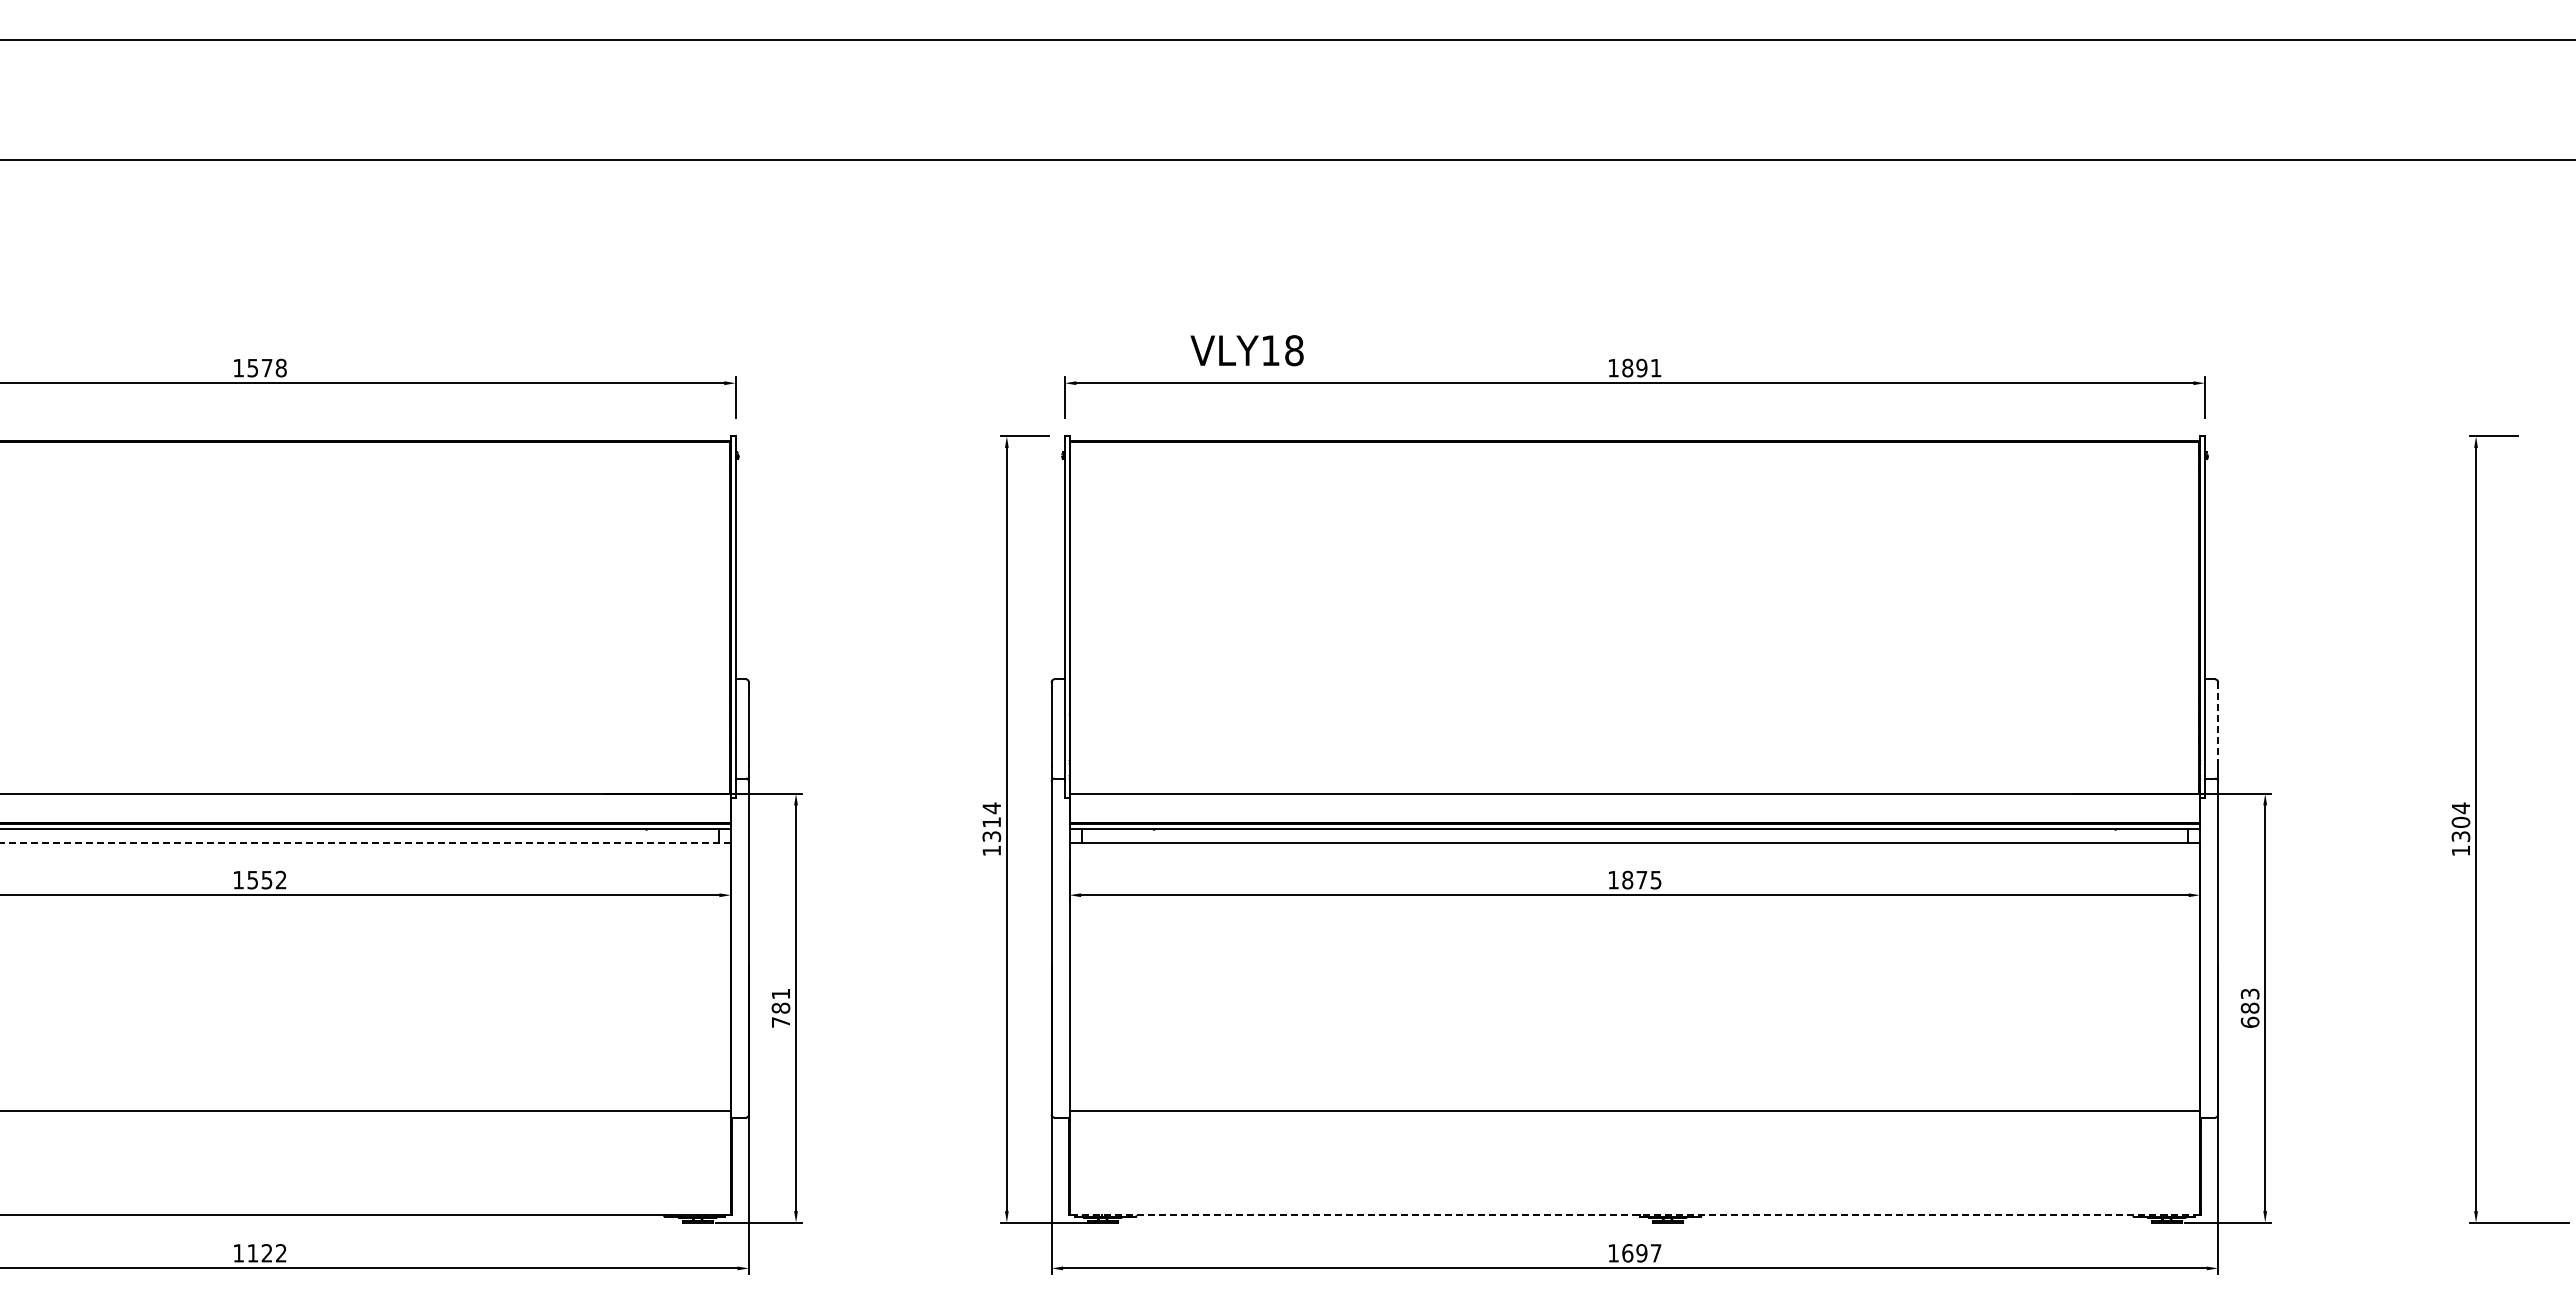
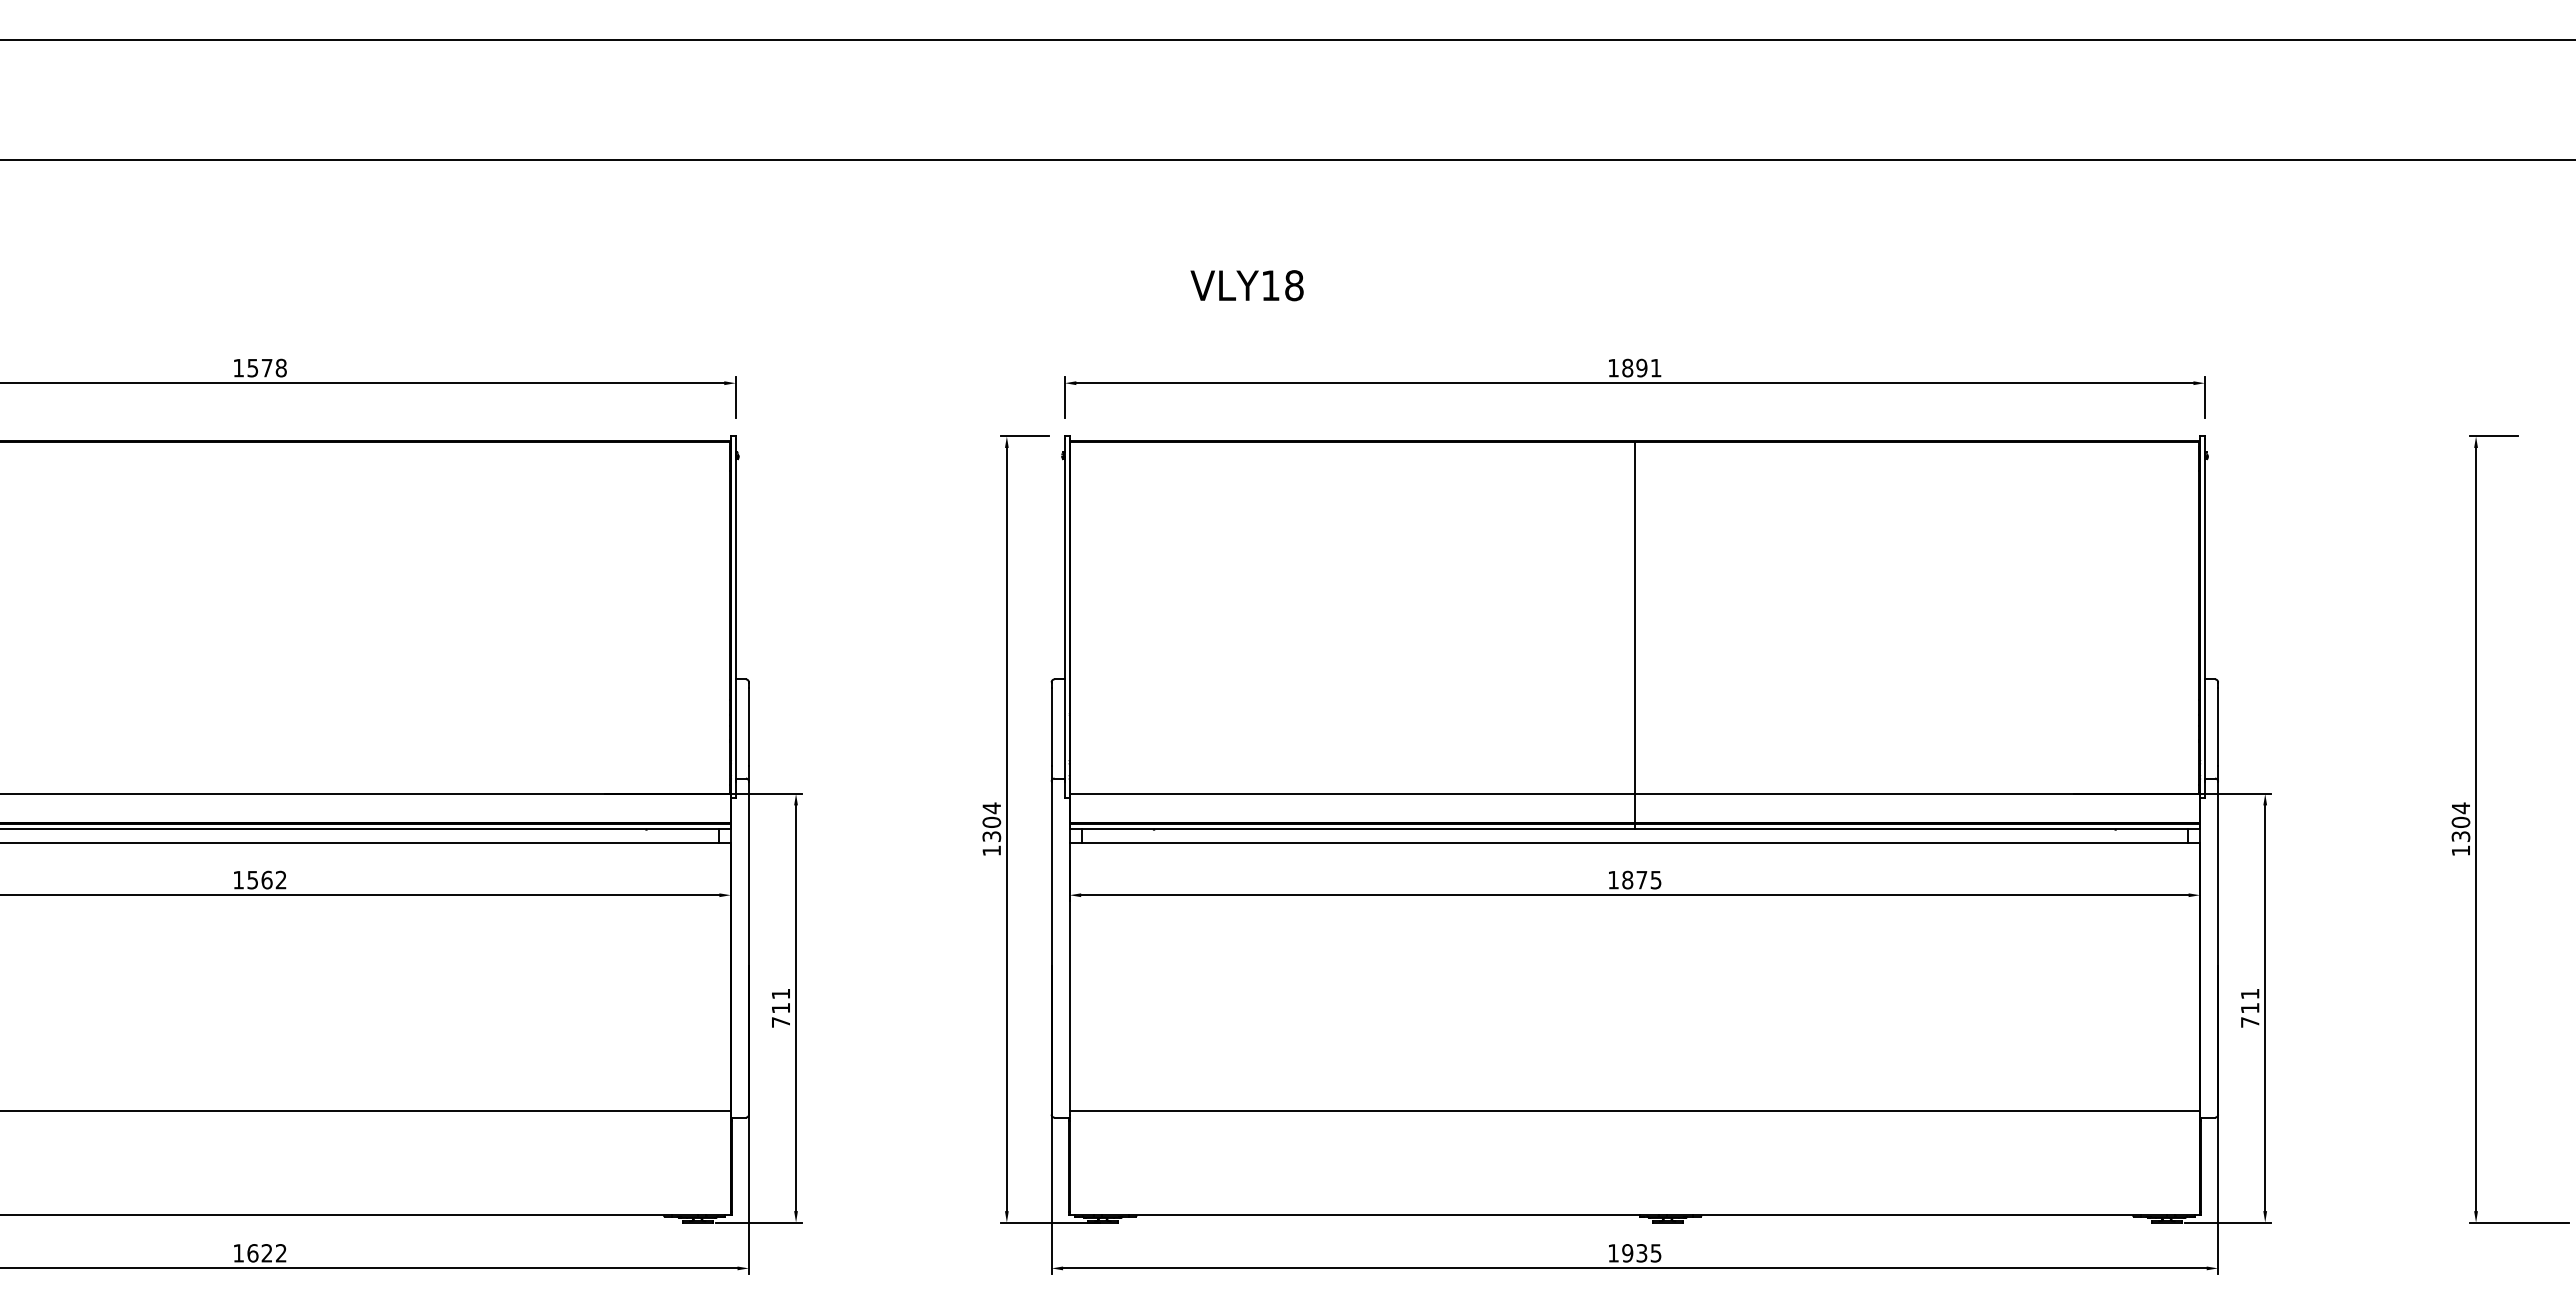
text position: (1246, 350) -> (1246, 285) (1246, 285)
line: none -> present (1634, 635)
line: dashed -> solid (2218, 726)
text: 1314 -> 1304 (991, 821)
line: dashed -> solid (364, 842)
text: 1552 -> 1562 (266, 879)
text: 781 -> 711 (780, 1007)
text: 683 -> 711 (2249, 1007)
line: dashed -> solid (1634, 1215)
text: 1122 -> 1622 (252, 1253)
text: 1697 -> 1935 (1641, 1253)
